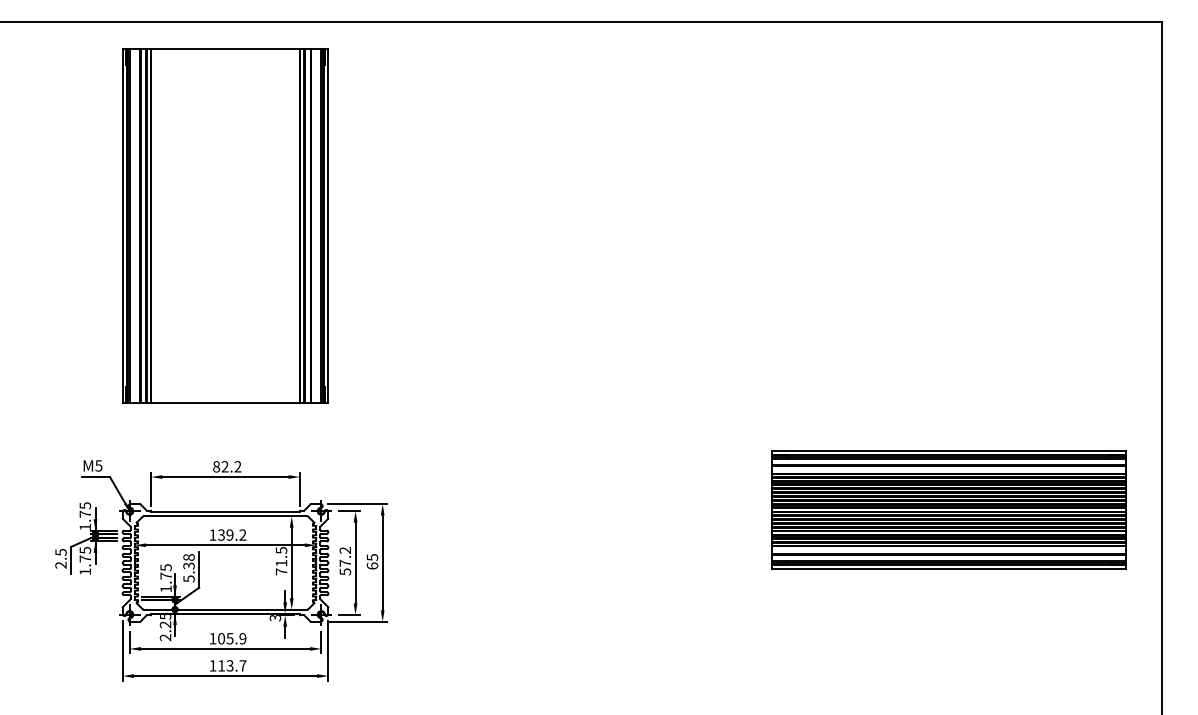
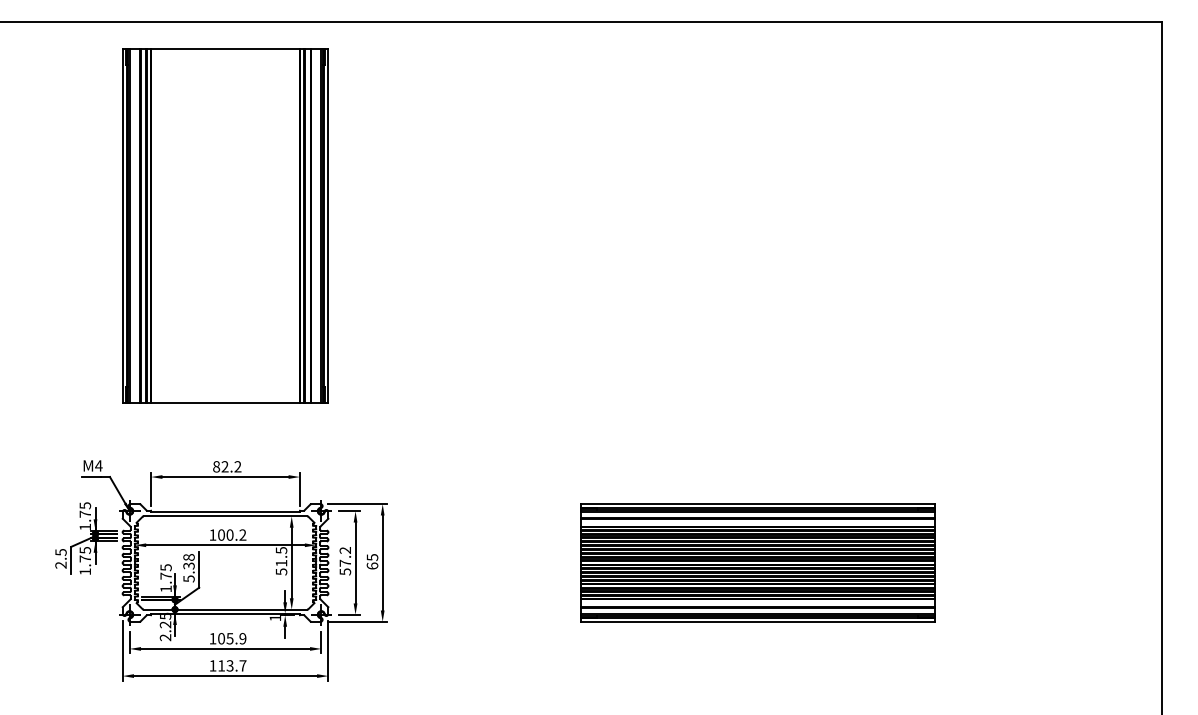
text: M5 -> M4 (98, 465)
part position: (948, 509) -> (757, 562) (757, 562)
text: 139.2 -> 100.2 (225, 534)
text: 71.5 -> 51.5 (281, 571)
text: 3 -> 1 (275, 618)
